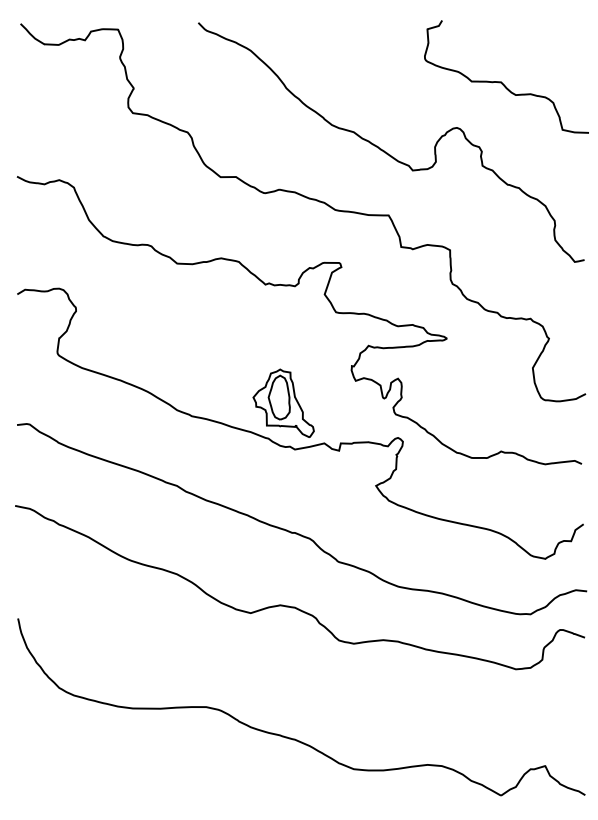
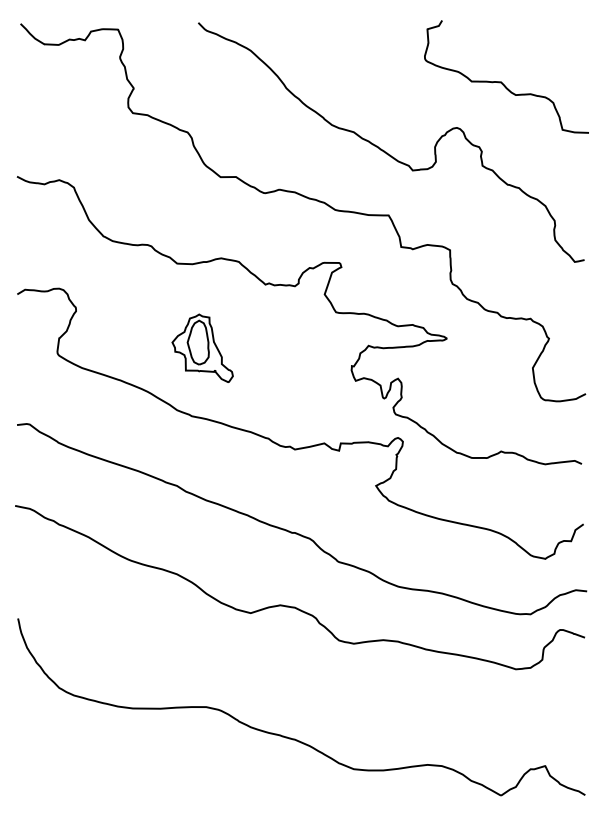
part position: (283, 402) -> (202, 347) (202, 347)
